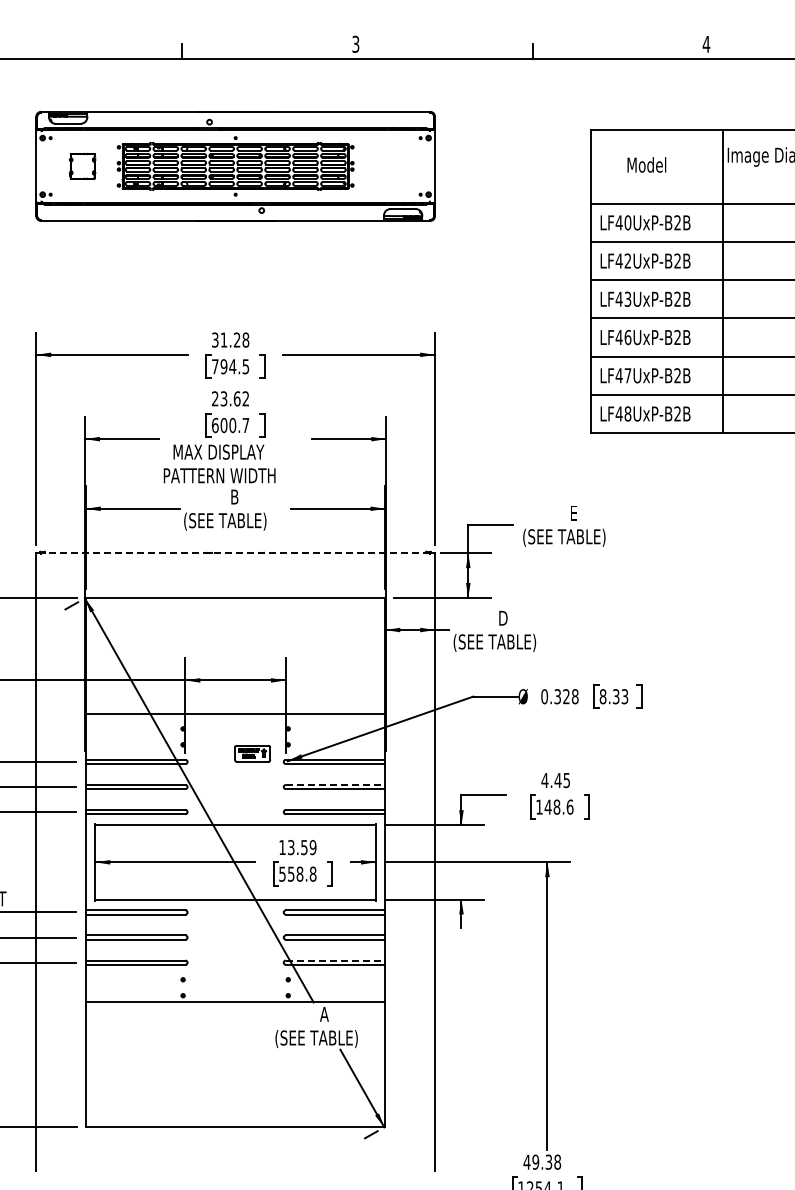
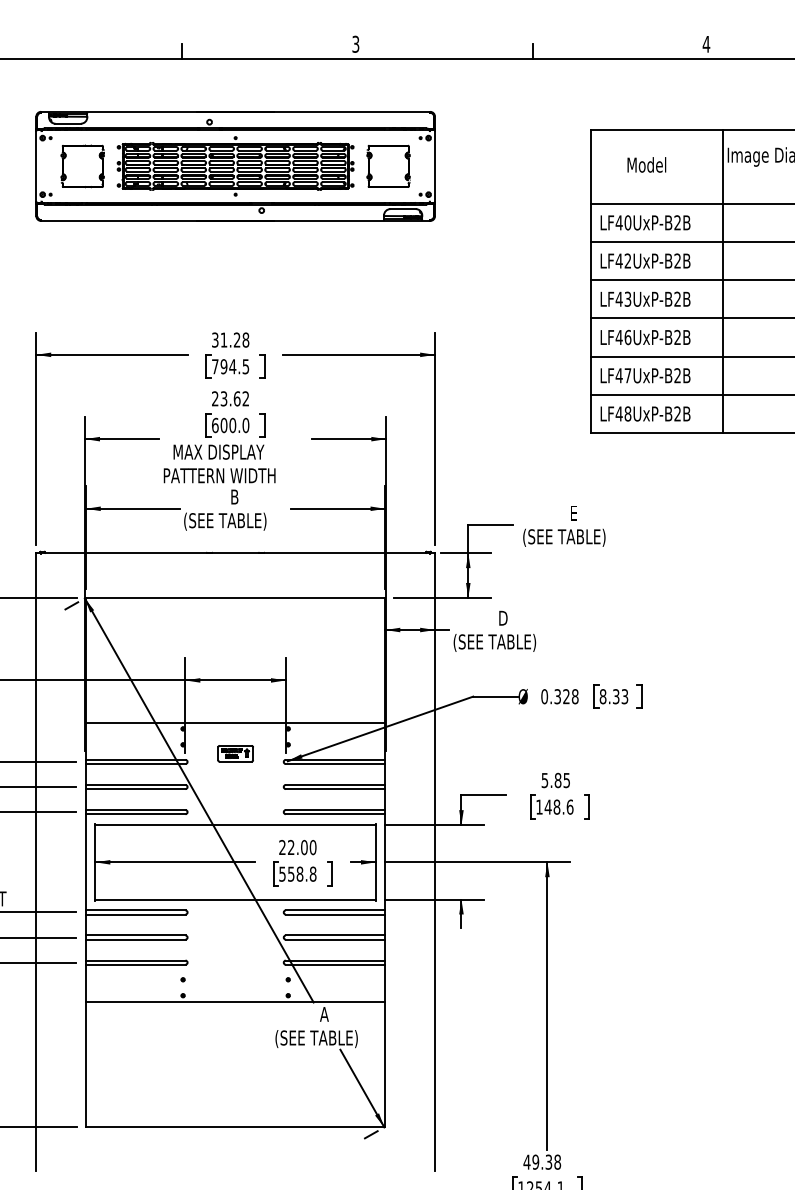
part: none -> present (388, 165)
part size: 28x27 px -> 45x45 px (82, 166)
text: 600.7 -> 600.0 (245, 425)
line: dashed -> solid (235, 553)
line position: (235, 713) -> (235, 722) (235, 722)
part position: (252, 753) -> (235, 753) (235, 753)
text: 4.45 -> 5.85 (551, 780)
line: dashed -> solid (335, 784)
text: 13.59 -> 22.00 (297, 847)
line: dashed -> solid (335, 960)
